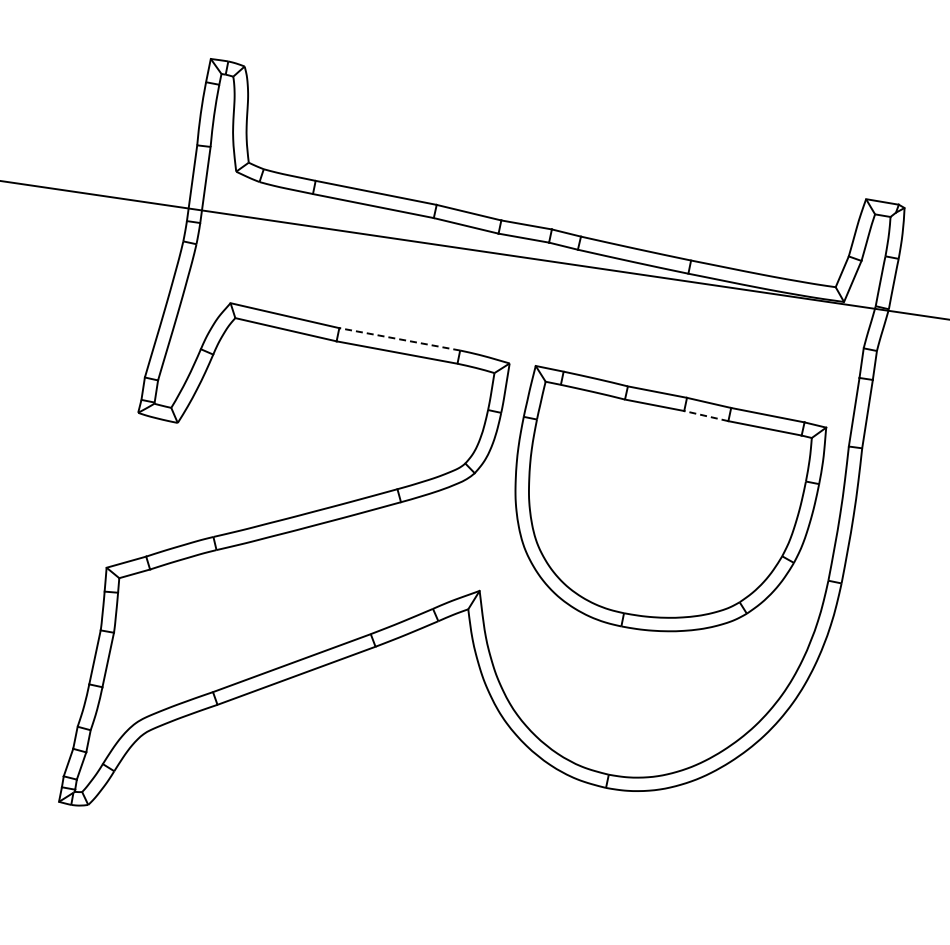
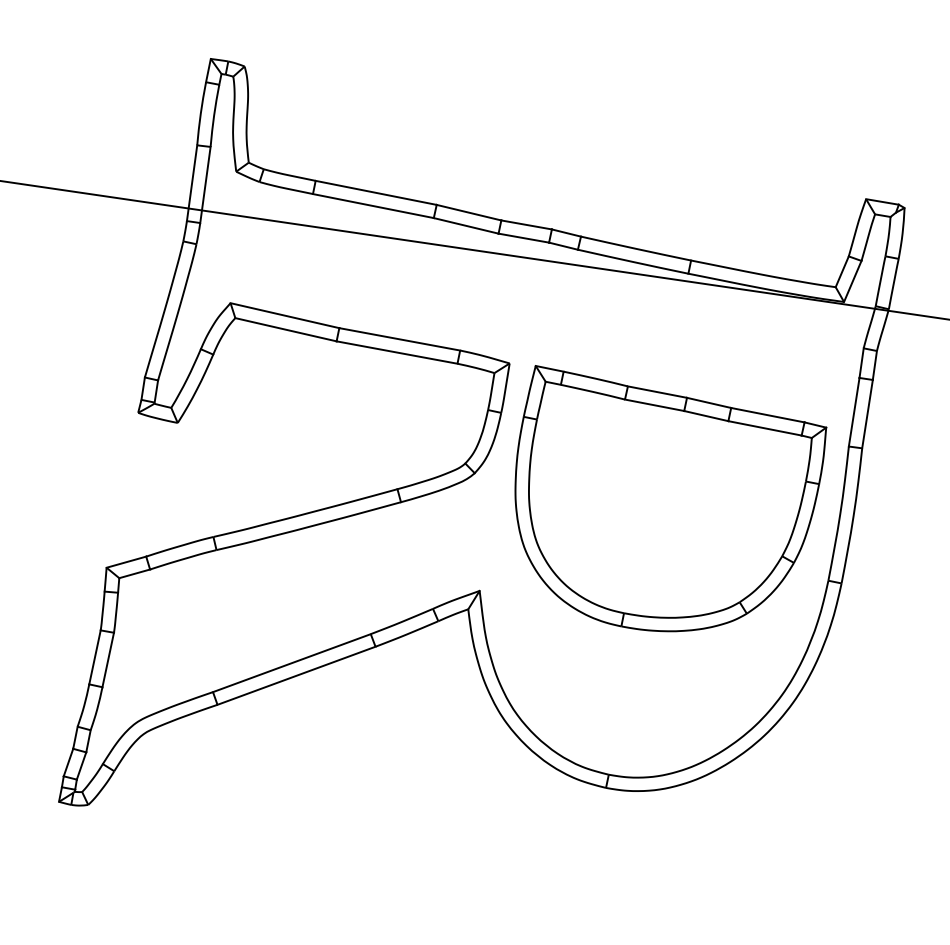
line: dashed -> solid (399, 339)
line: dashed -> solid (706, 416)
